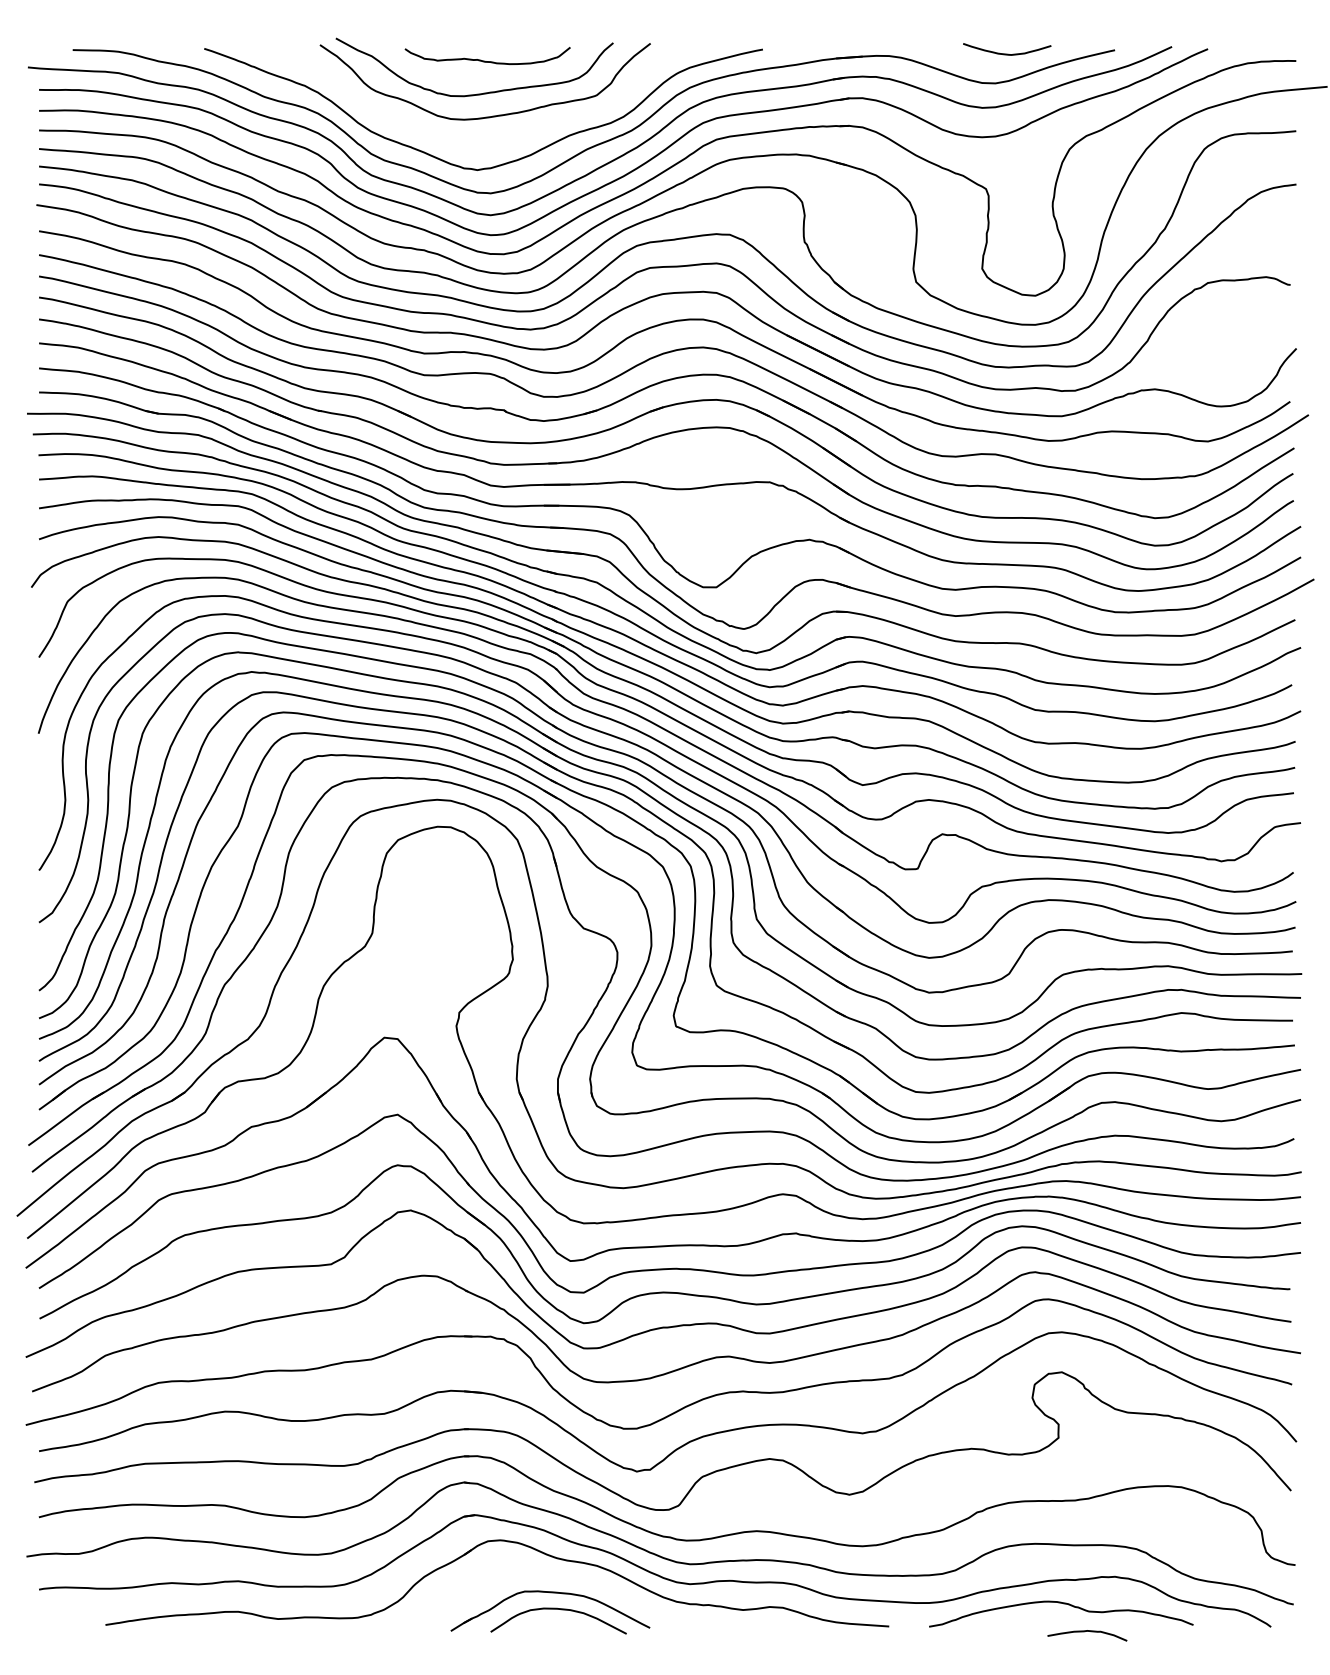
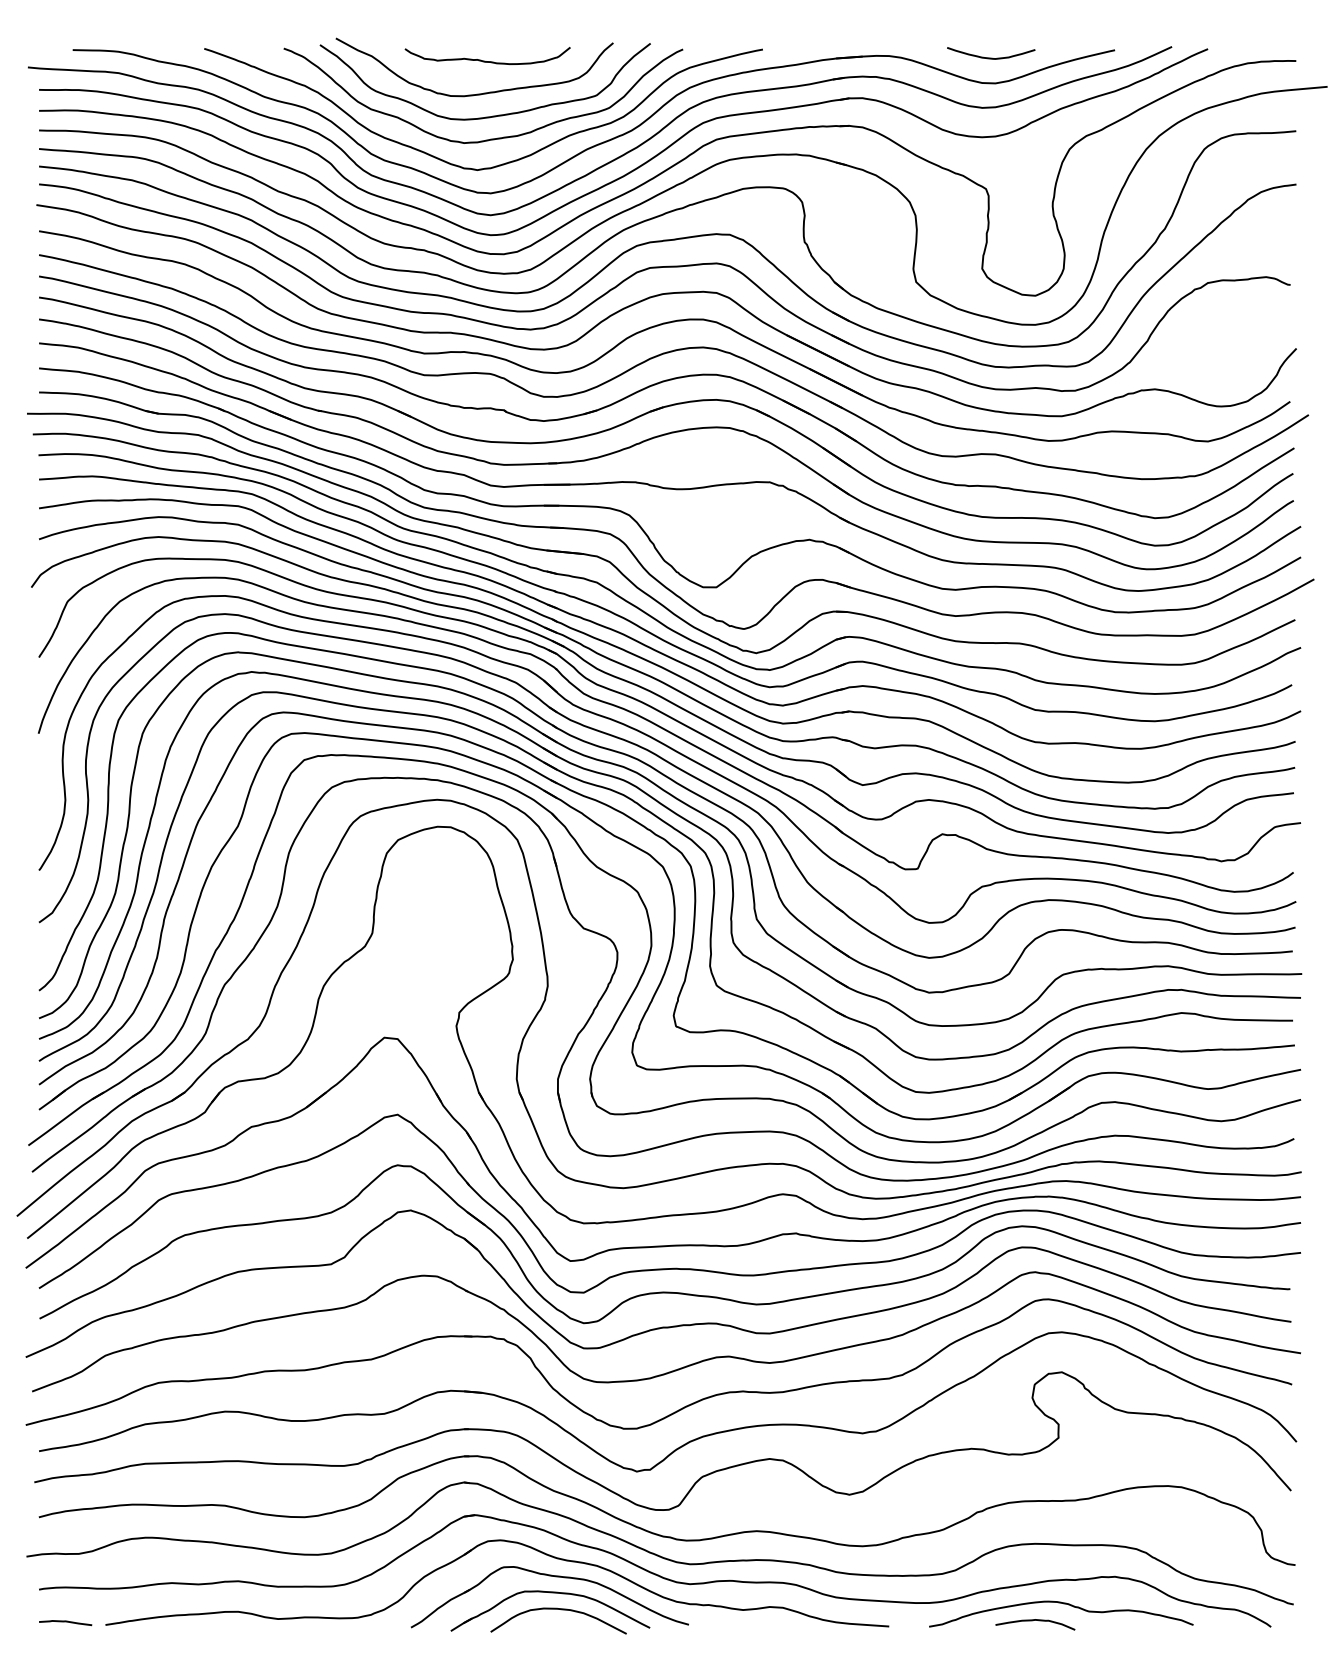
curve position: (1007, 53) -> (991, 57) (991, 57)
curve: none -> present (490, 138)
part: none -> present (555, 1577)
curve: none -> present (65, 1622)
curve position: (1087, 1631) -> (1035, 1620) (1035, 1620)
